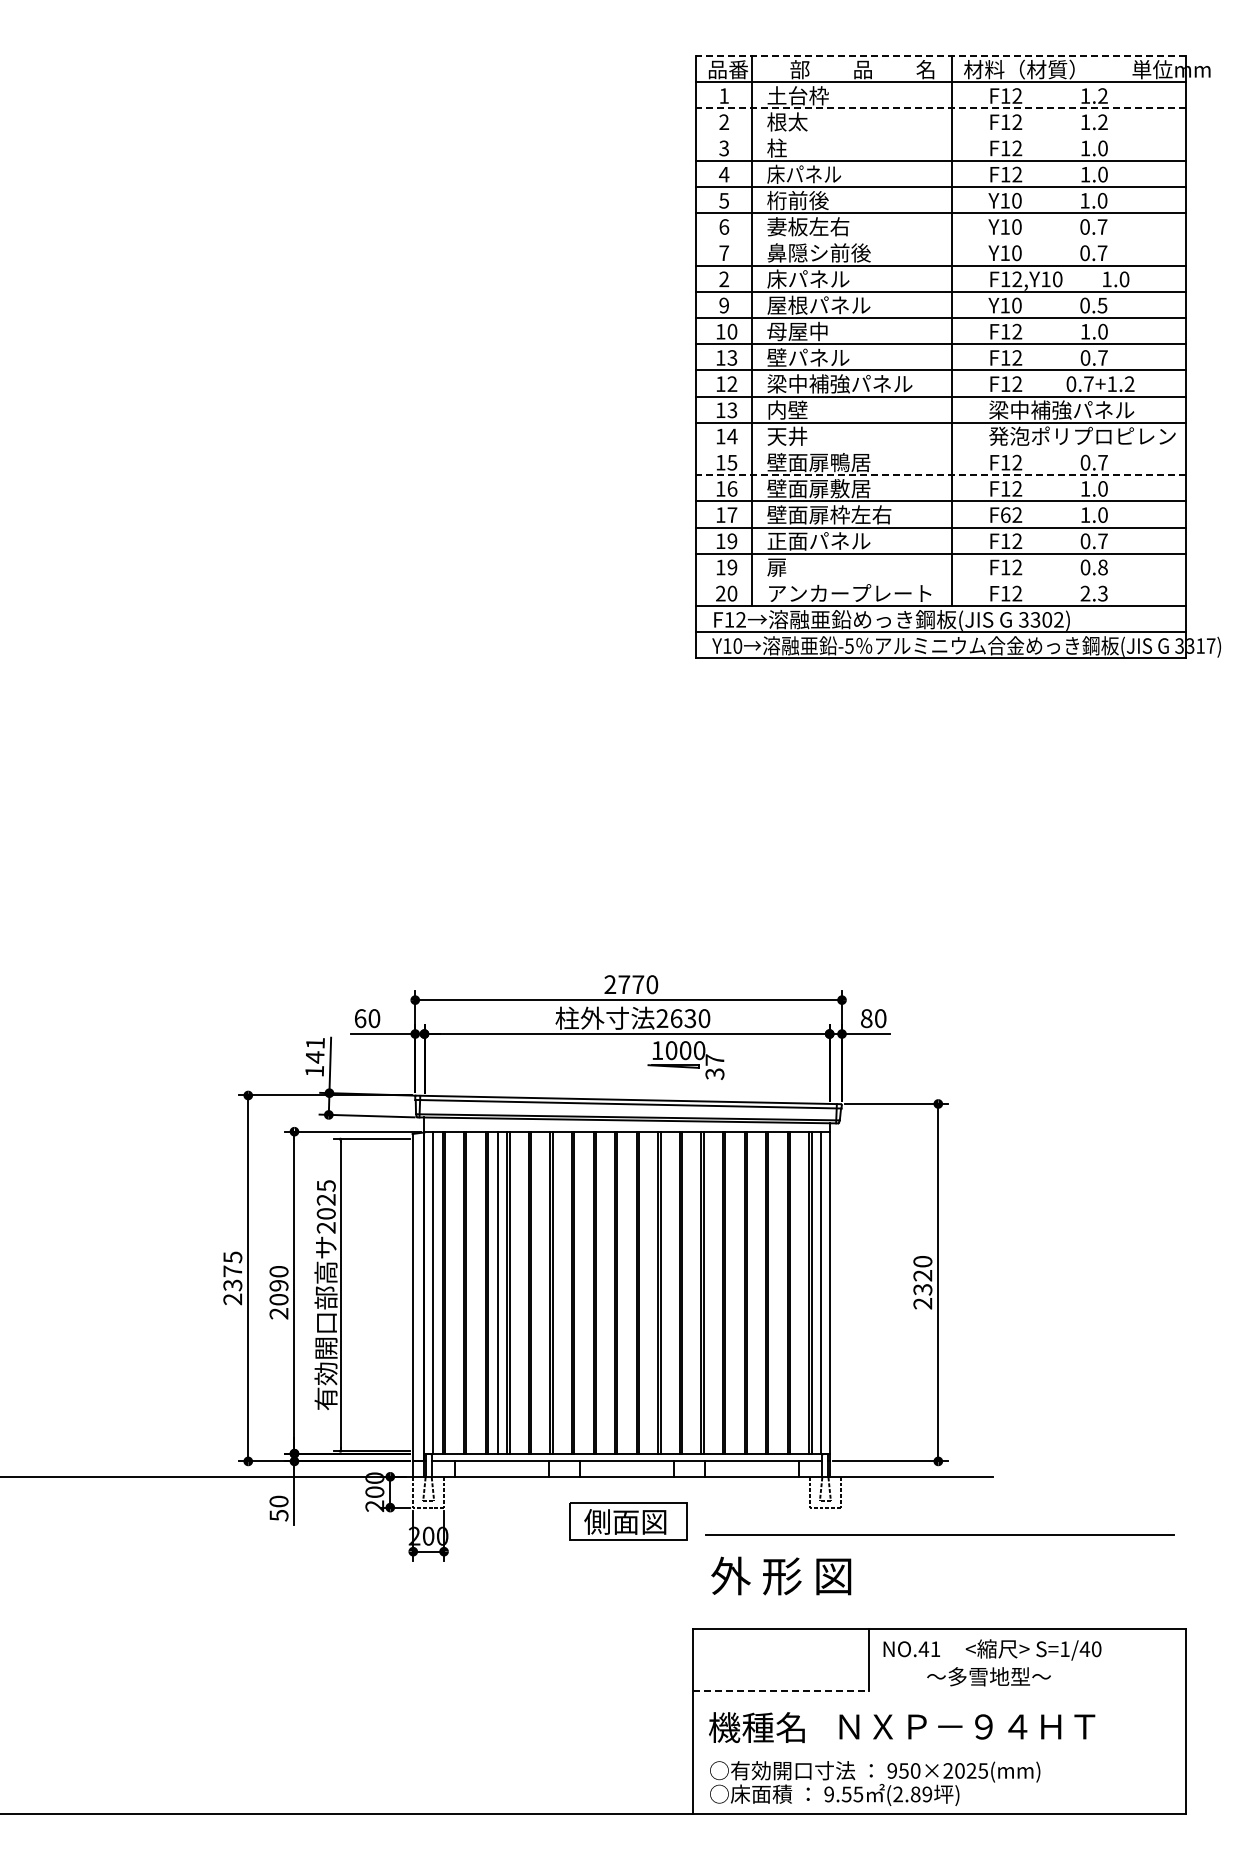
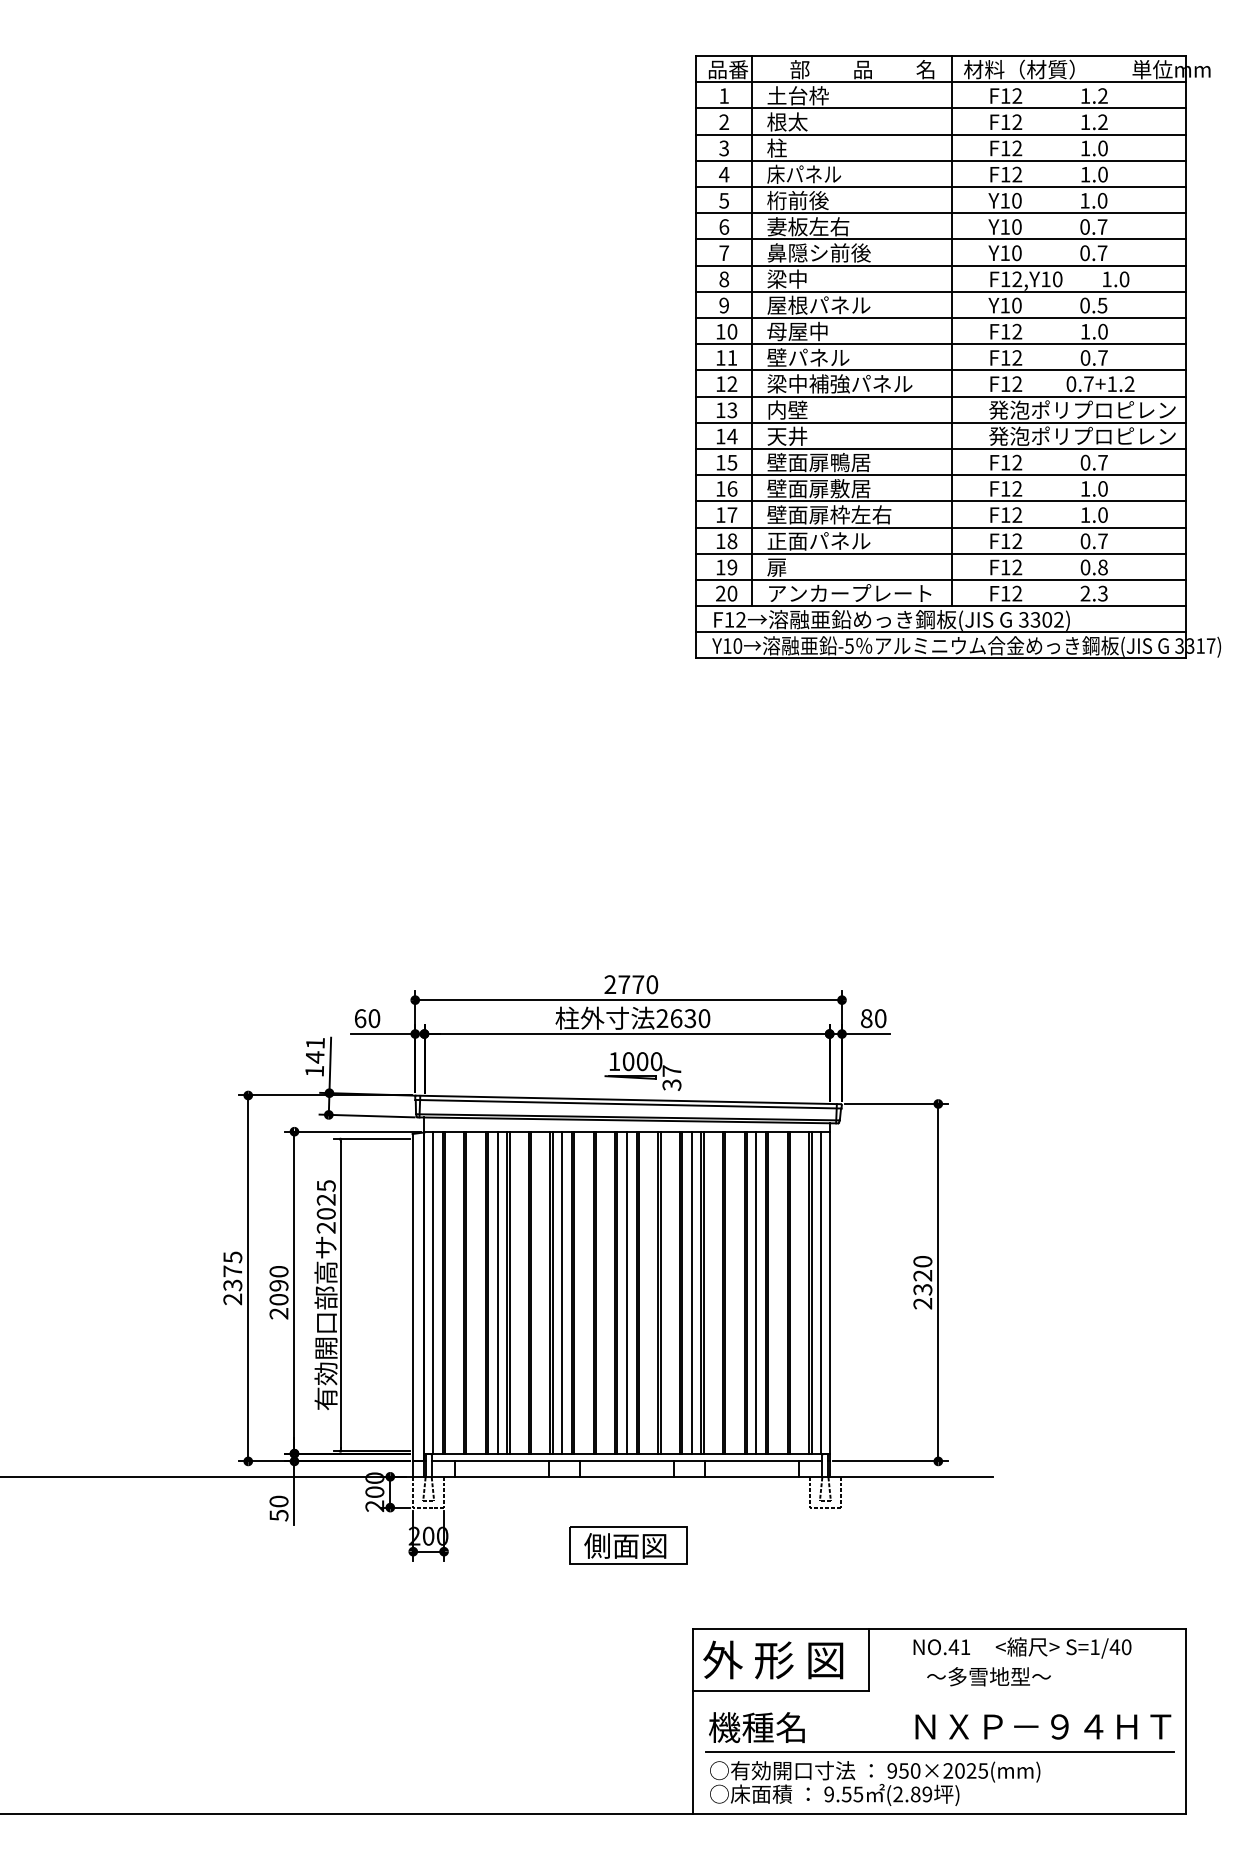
line: dashed -> solid (941, 56)
line: dashed -> solid (941, 108)
line: none -> present (941, 134)
line: none -> present (941, 239)
text: 床パネル -> 梁中 (808, 278)
text: 2 -> 8 (724, 279)
text: 13 -> 11 (732, 357)
text: 梁中補強パネル -> 発泡ポリプロピレン (1082, 409)
line: none -> present (941, 448)
line: dashed -> solid (941, 475)
text: F62 -> F12 (1005, 514)
text: 19 -> 18 (732, 541)
line: none -> present (941, 579)
part position: (685, 1060) -> (642, 1071) (642, 1071)
line: none -> present (562, 1292)
line: none -> present (627, 1292)
line: none -> present (691, 1292)
line: none -> present (756, 1292)
part position: (628, 1521) -> (628, 1545) (628, 1545)
line position: (939, 1534) -> (939, 1751) (939, 1751)
text position: (781, 1575) -> (773, 1659) (773, 1659)
text position: (992, 1649) -> (1022, 1647) (1022, 1647)
line: dashed -> solid (781, 1690)
text position: (967, 1726) -> (1043, 1726) (1043, 1726)
